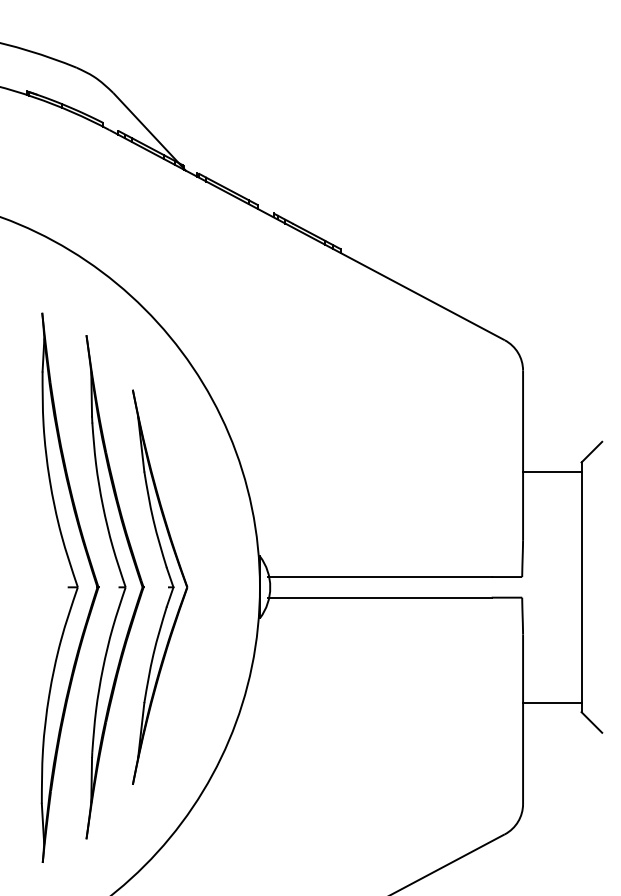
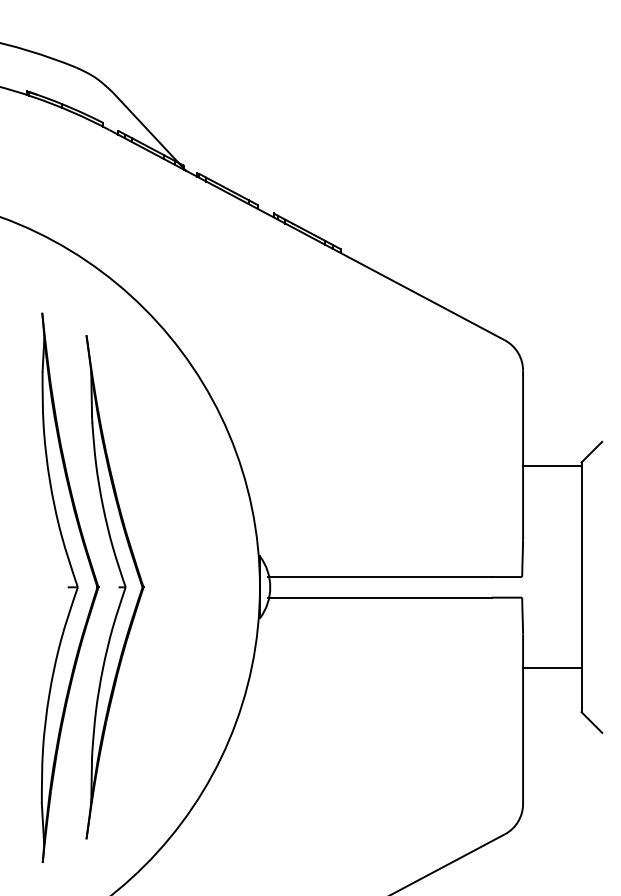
line position: (552, 472) -> (552, 466) (552, 466)
part: present -> none (168, 586)
line position: (552, 702) -> (552, 667) (552, 667)
